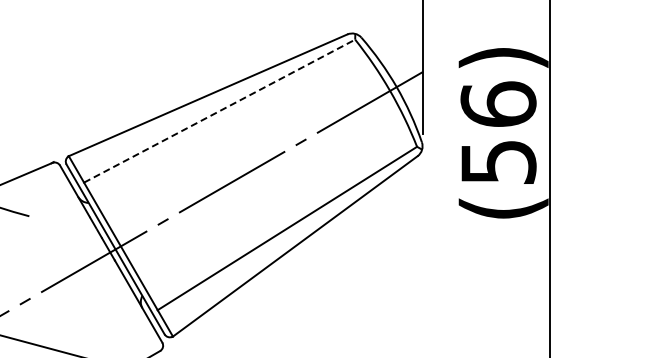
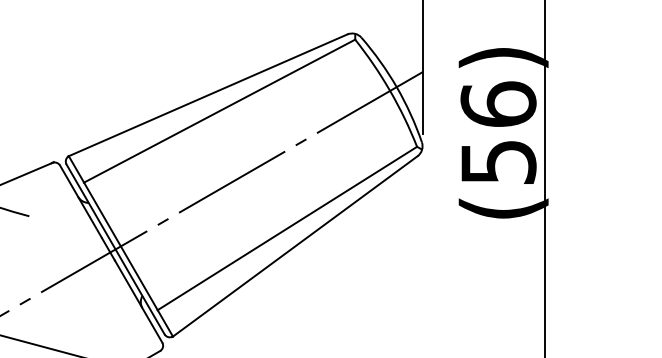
line: dashed -> solid (220, 110)
line position: (550, 178) -> (545, 178) (545, 178)
